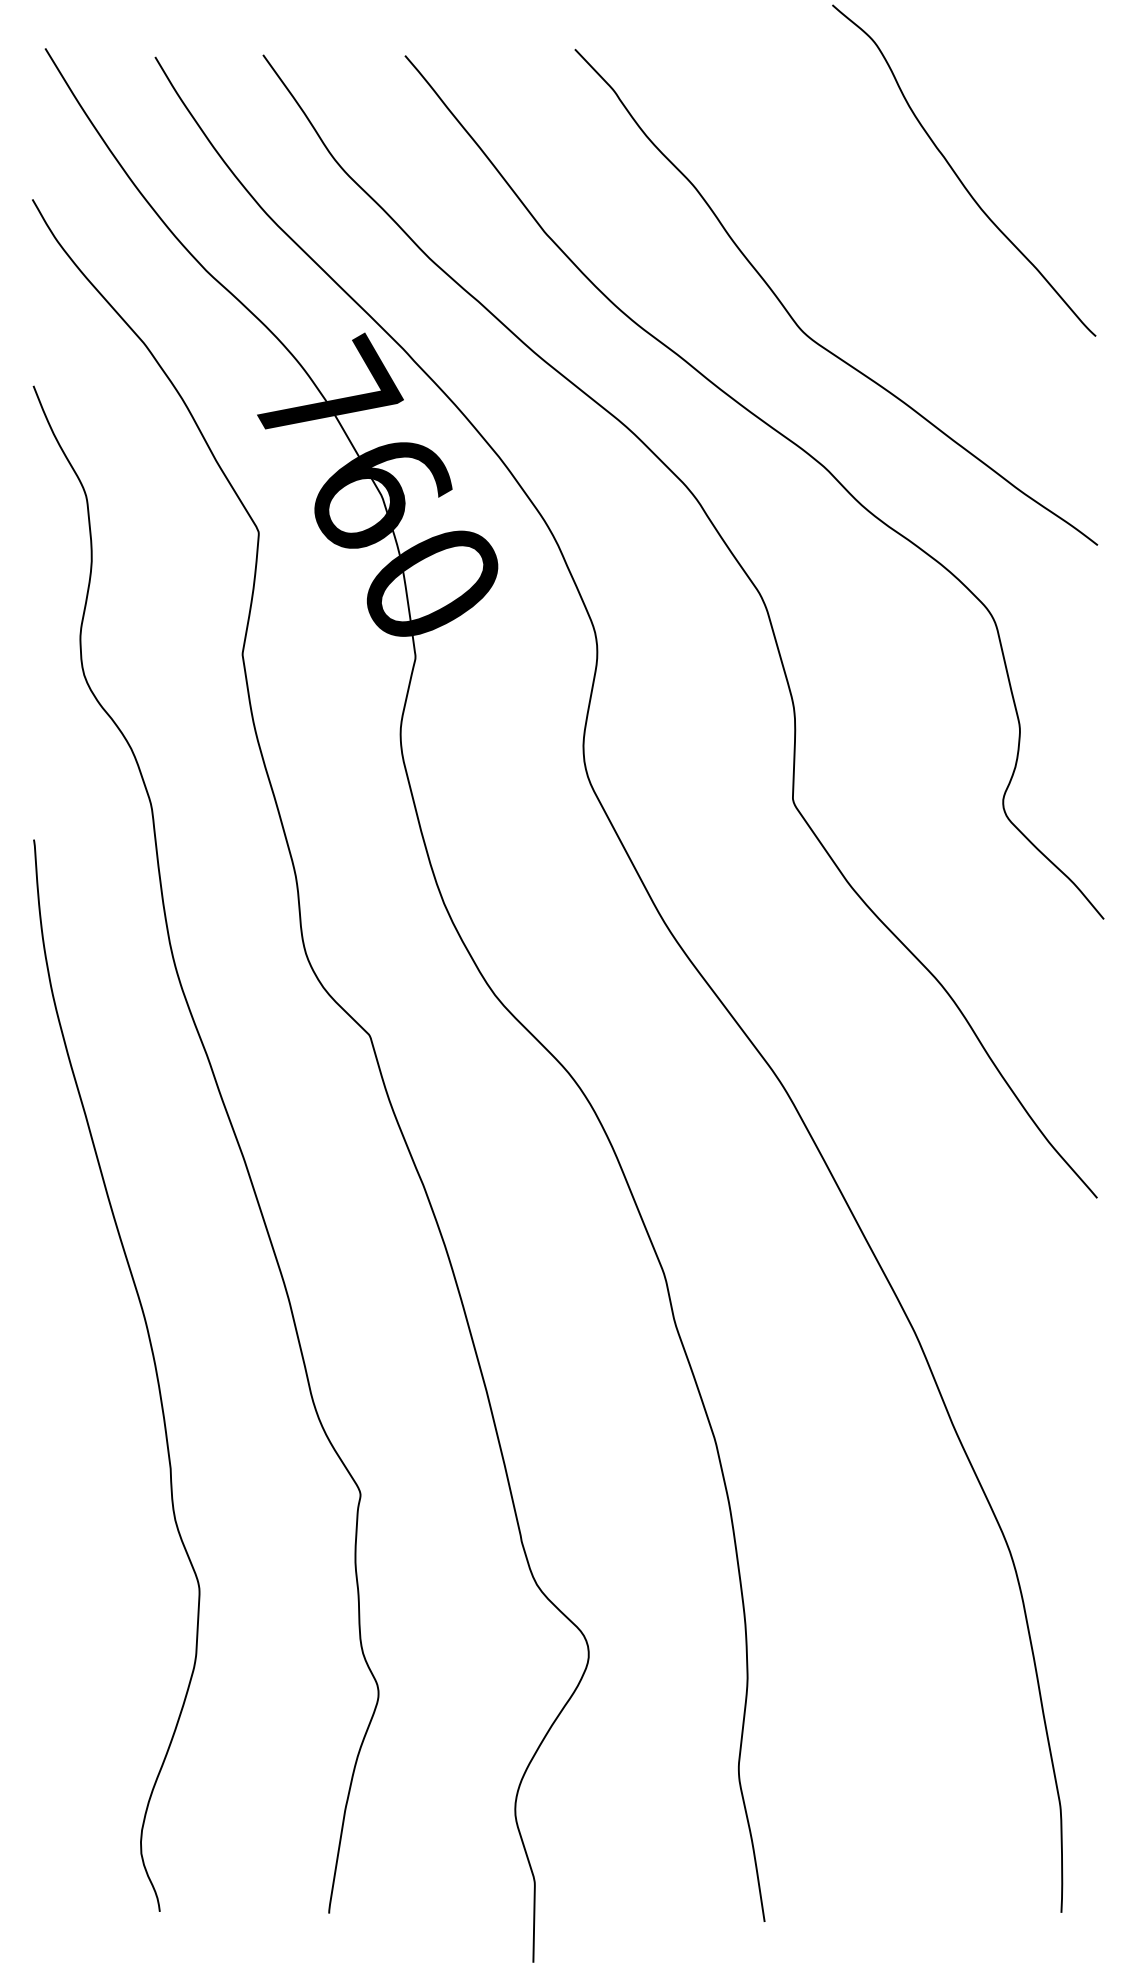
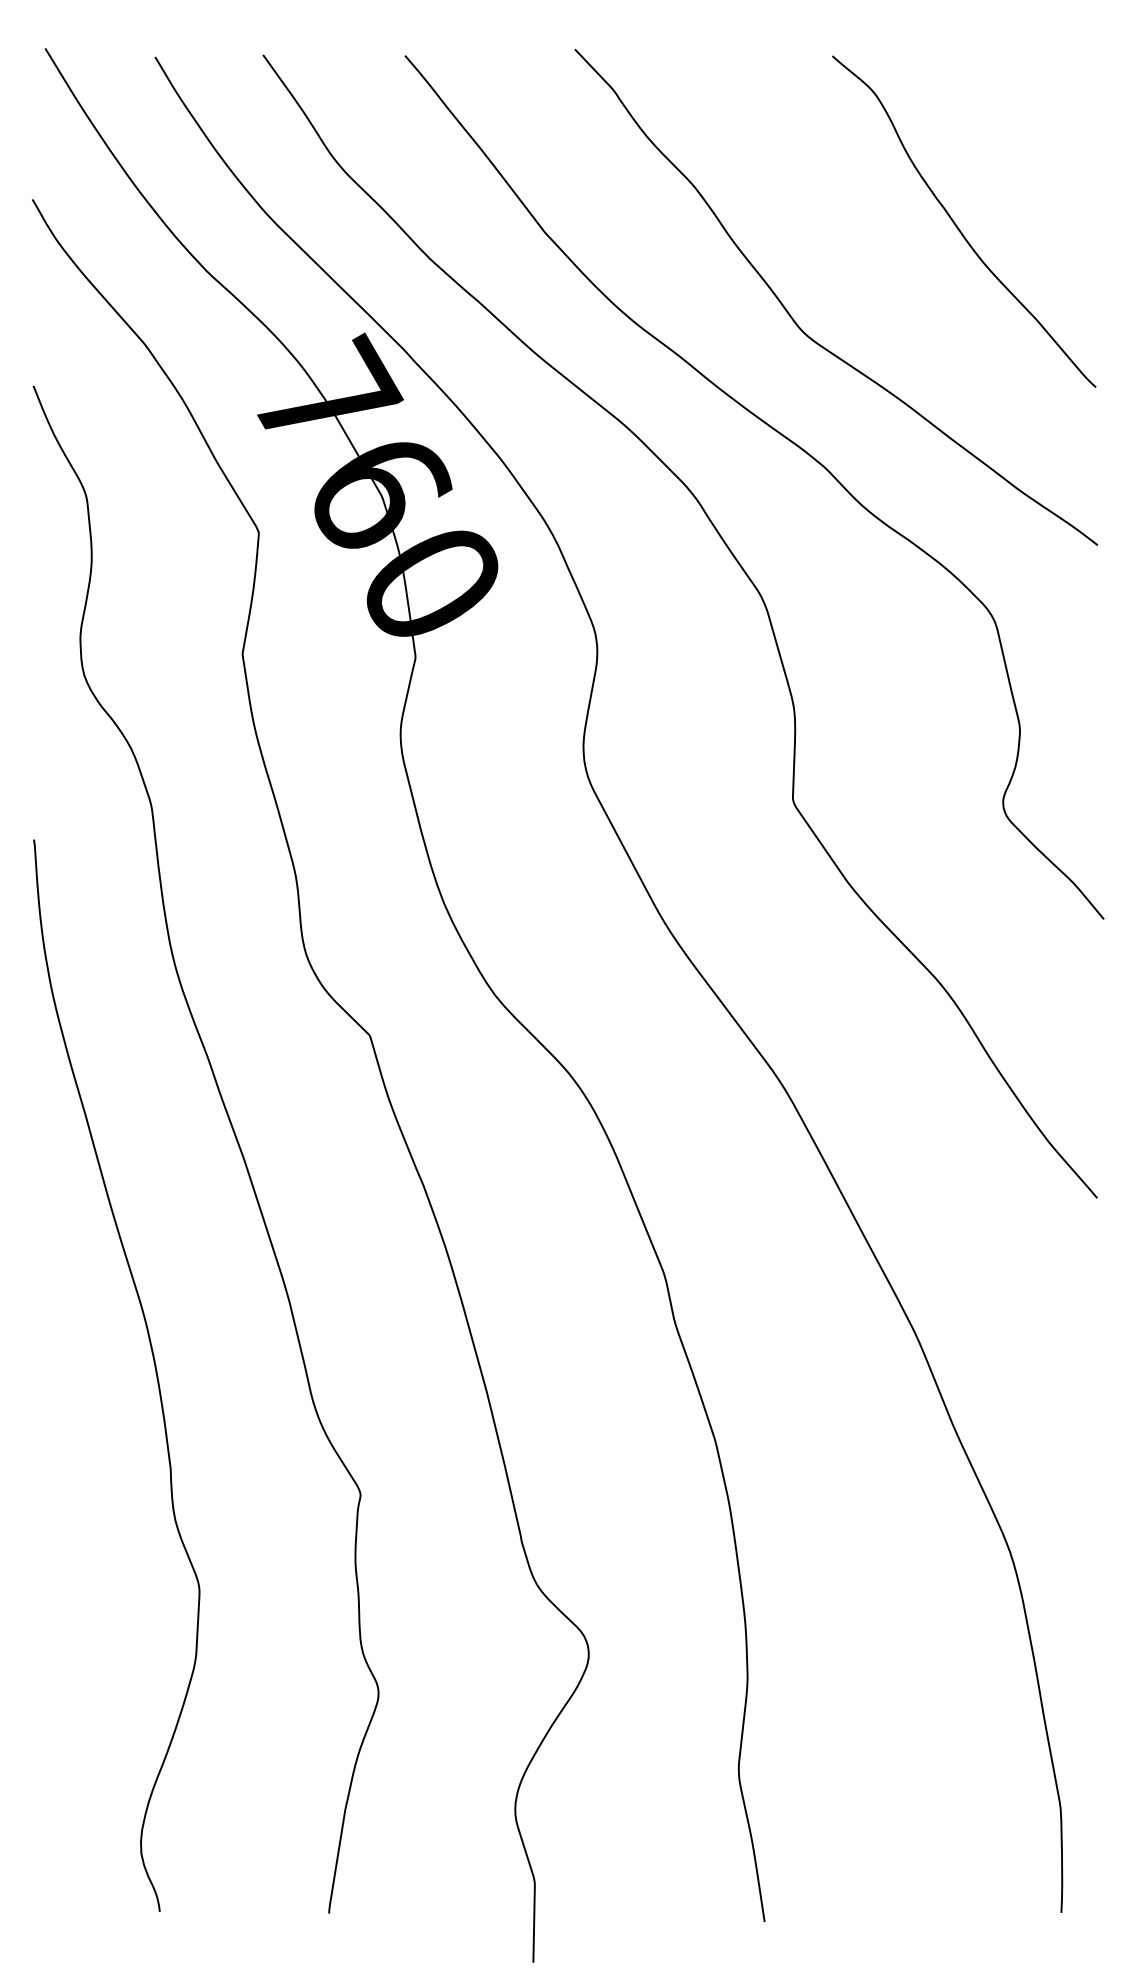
curve position: (957, 174) -> (957, 225) (957, 225)
